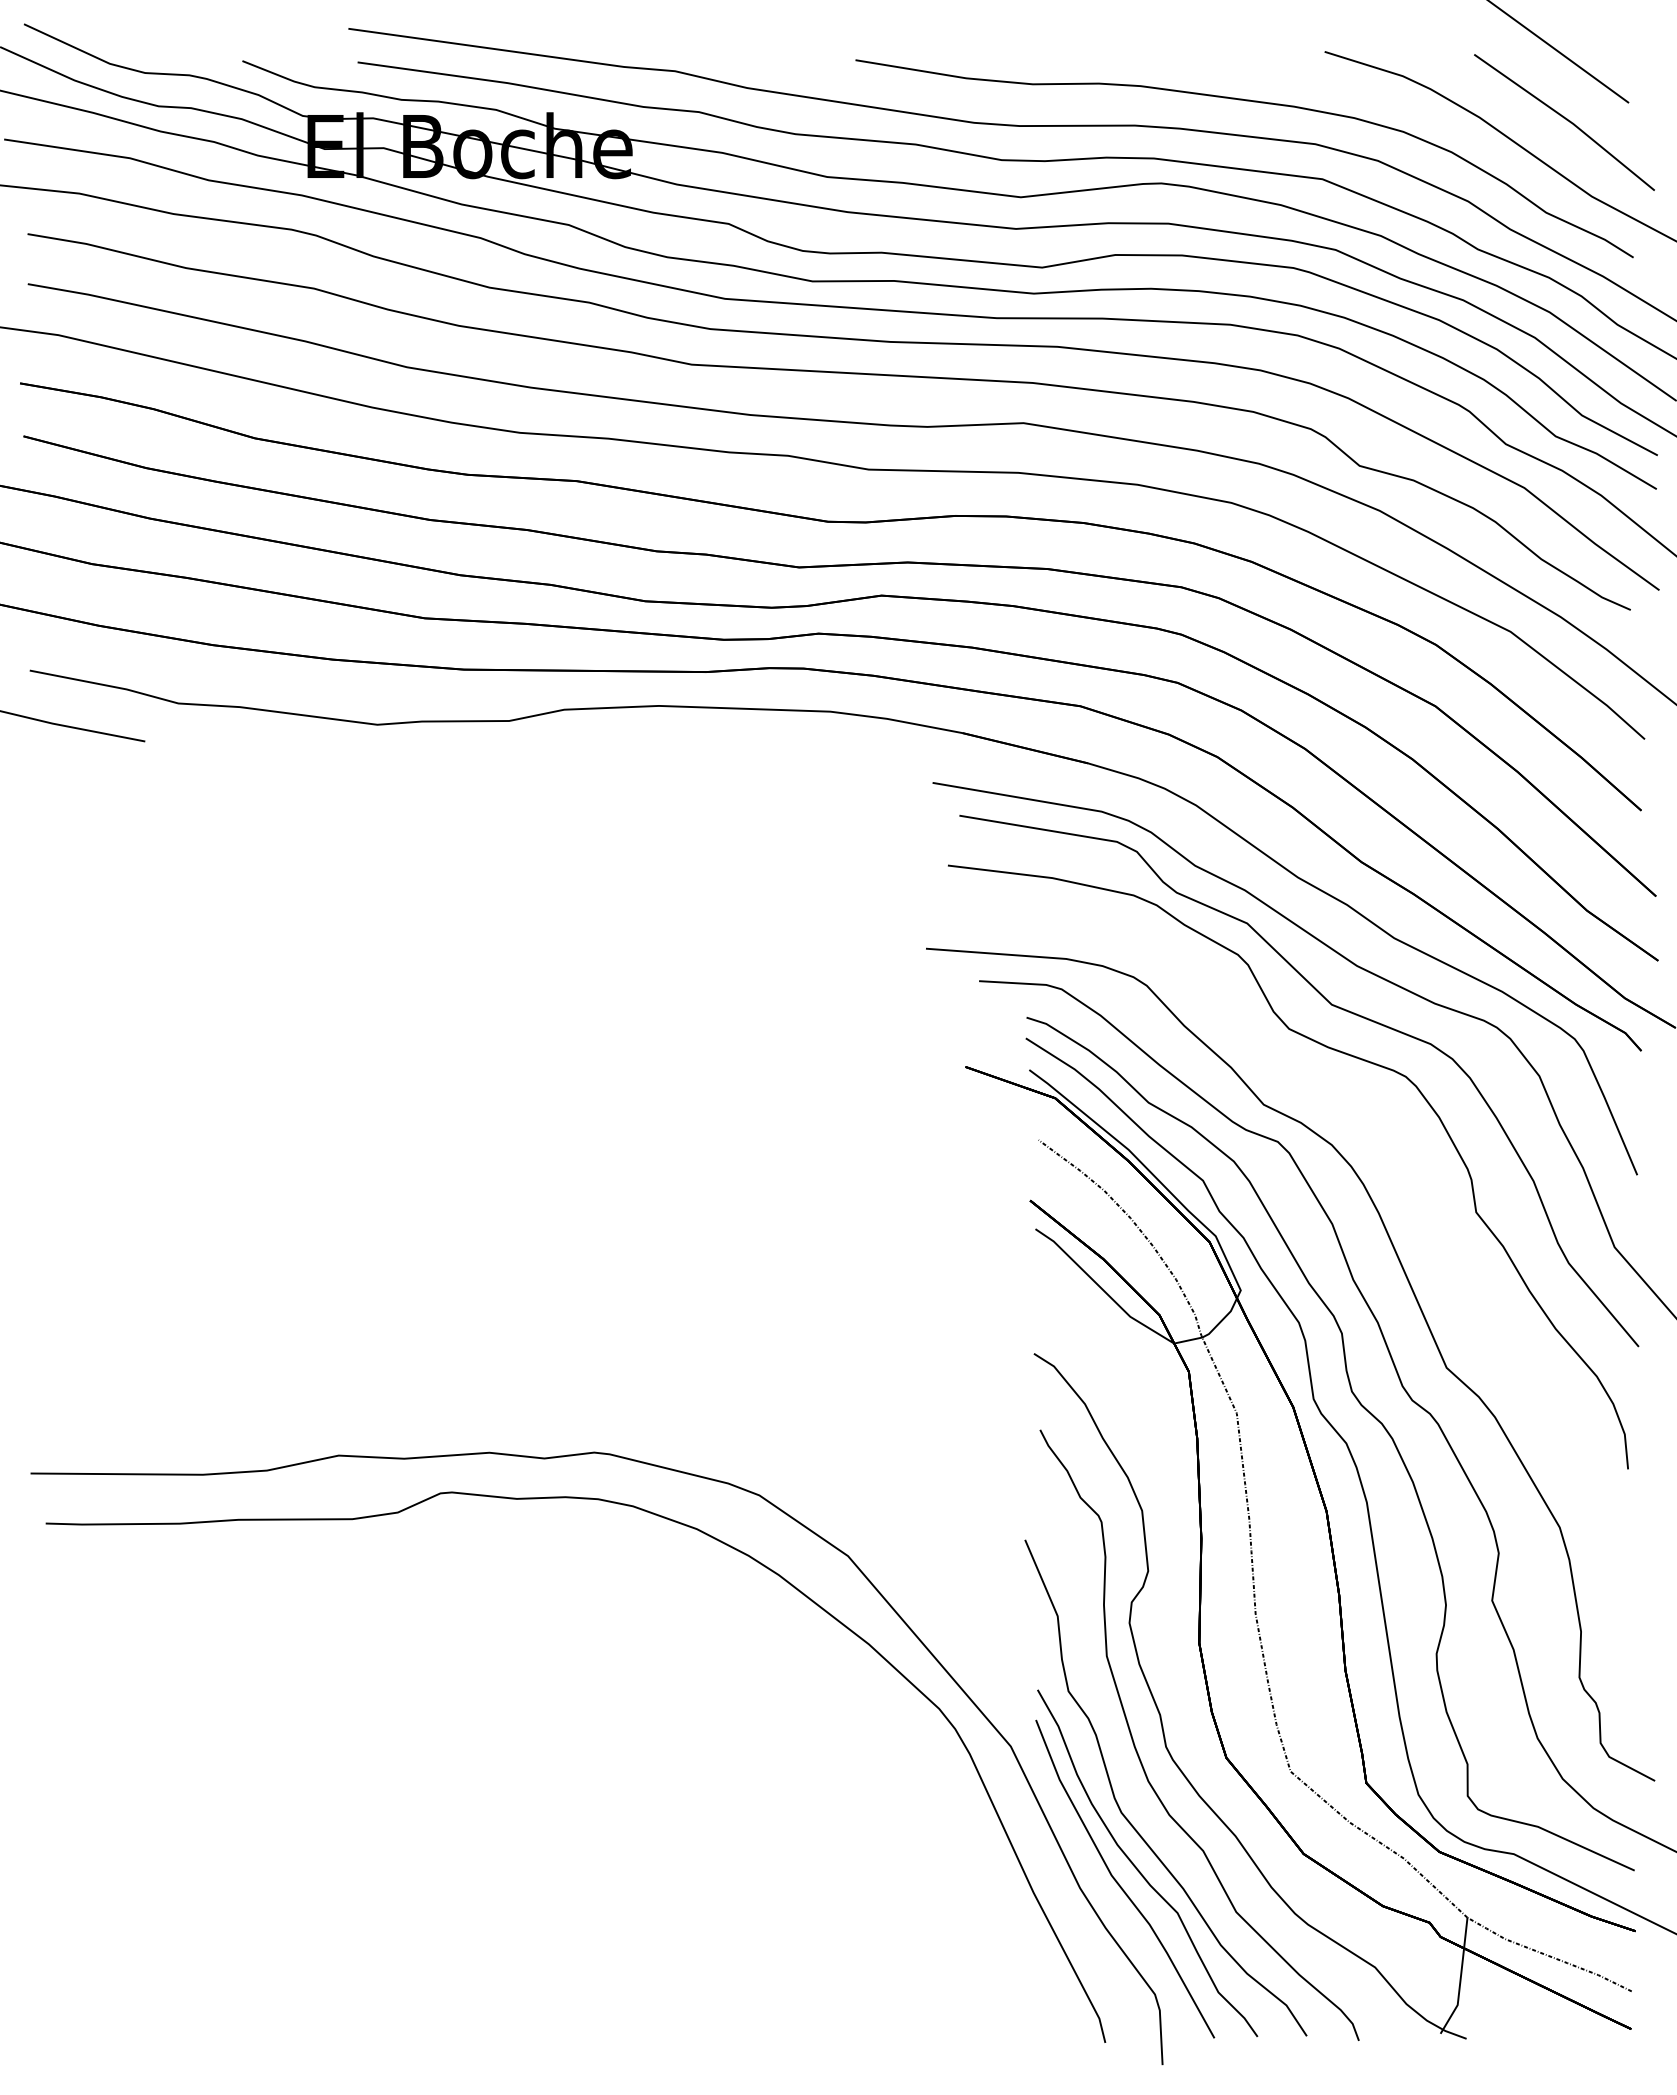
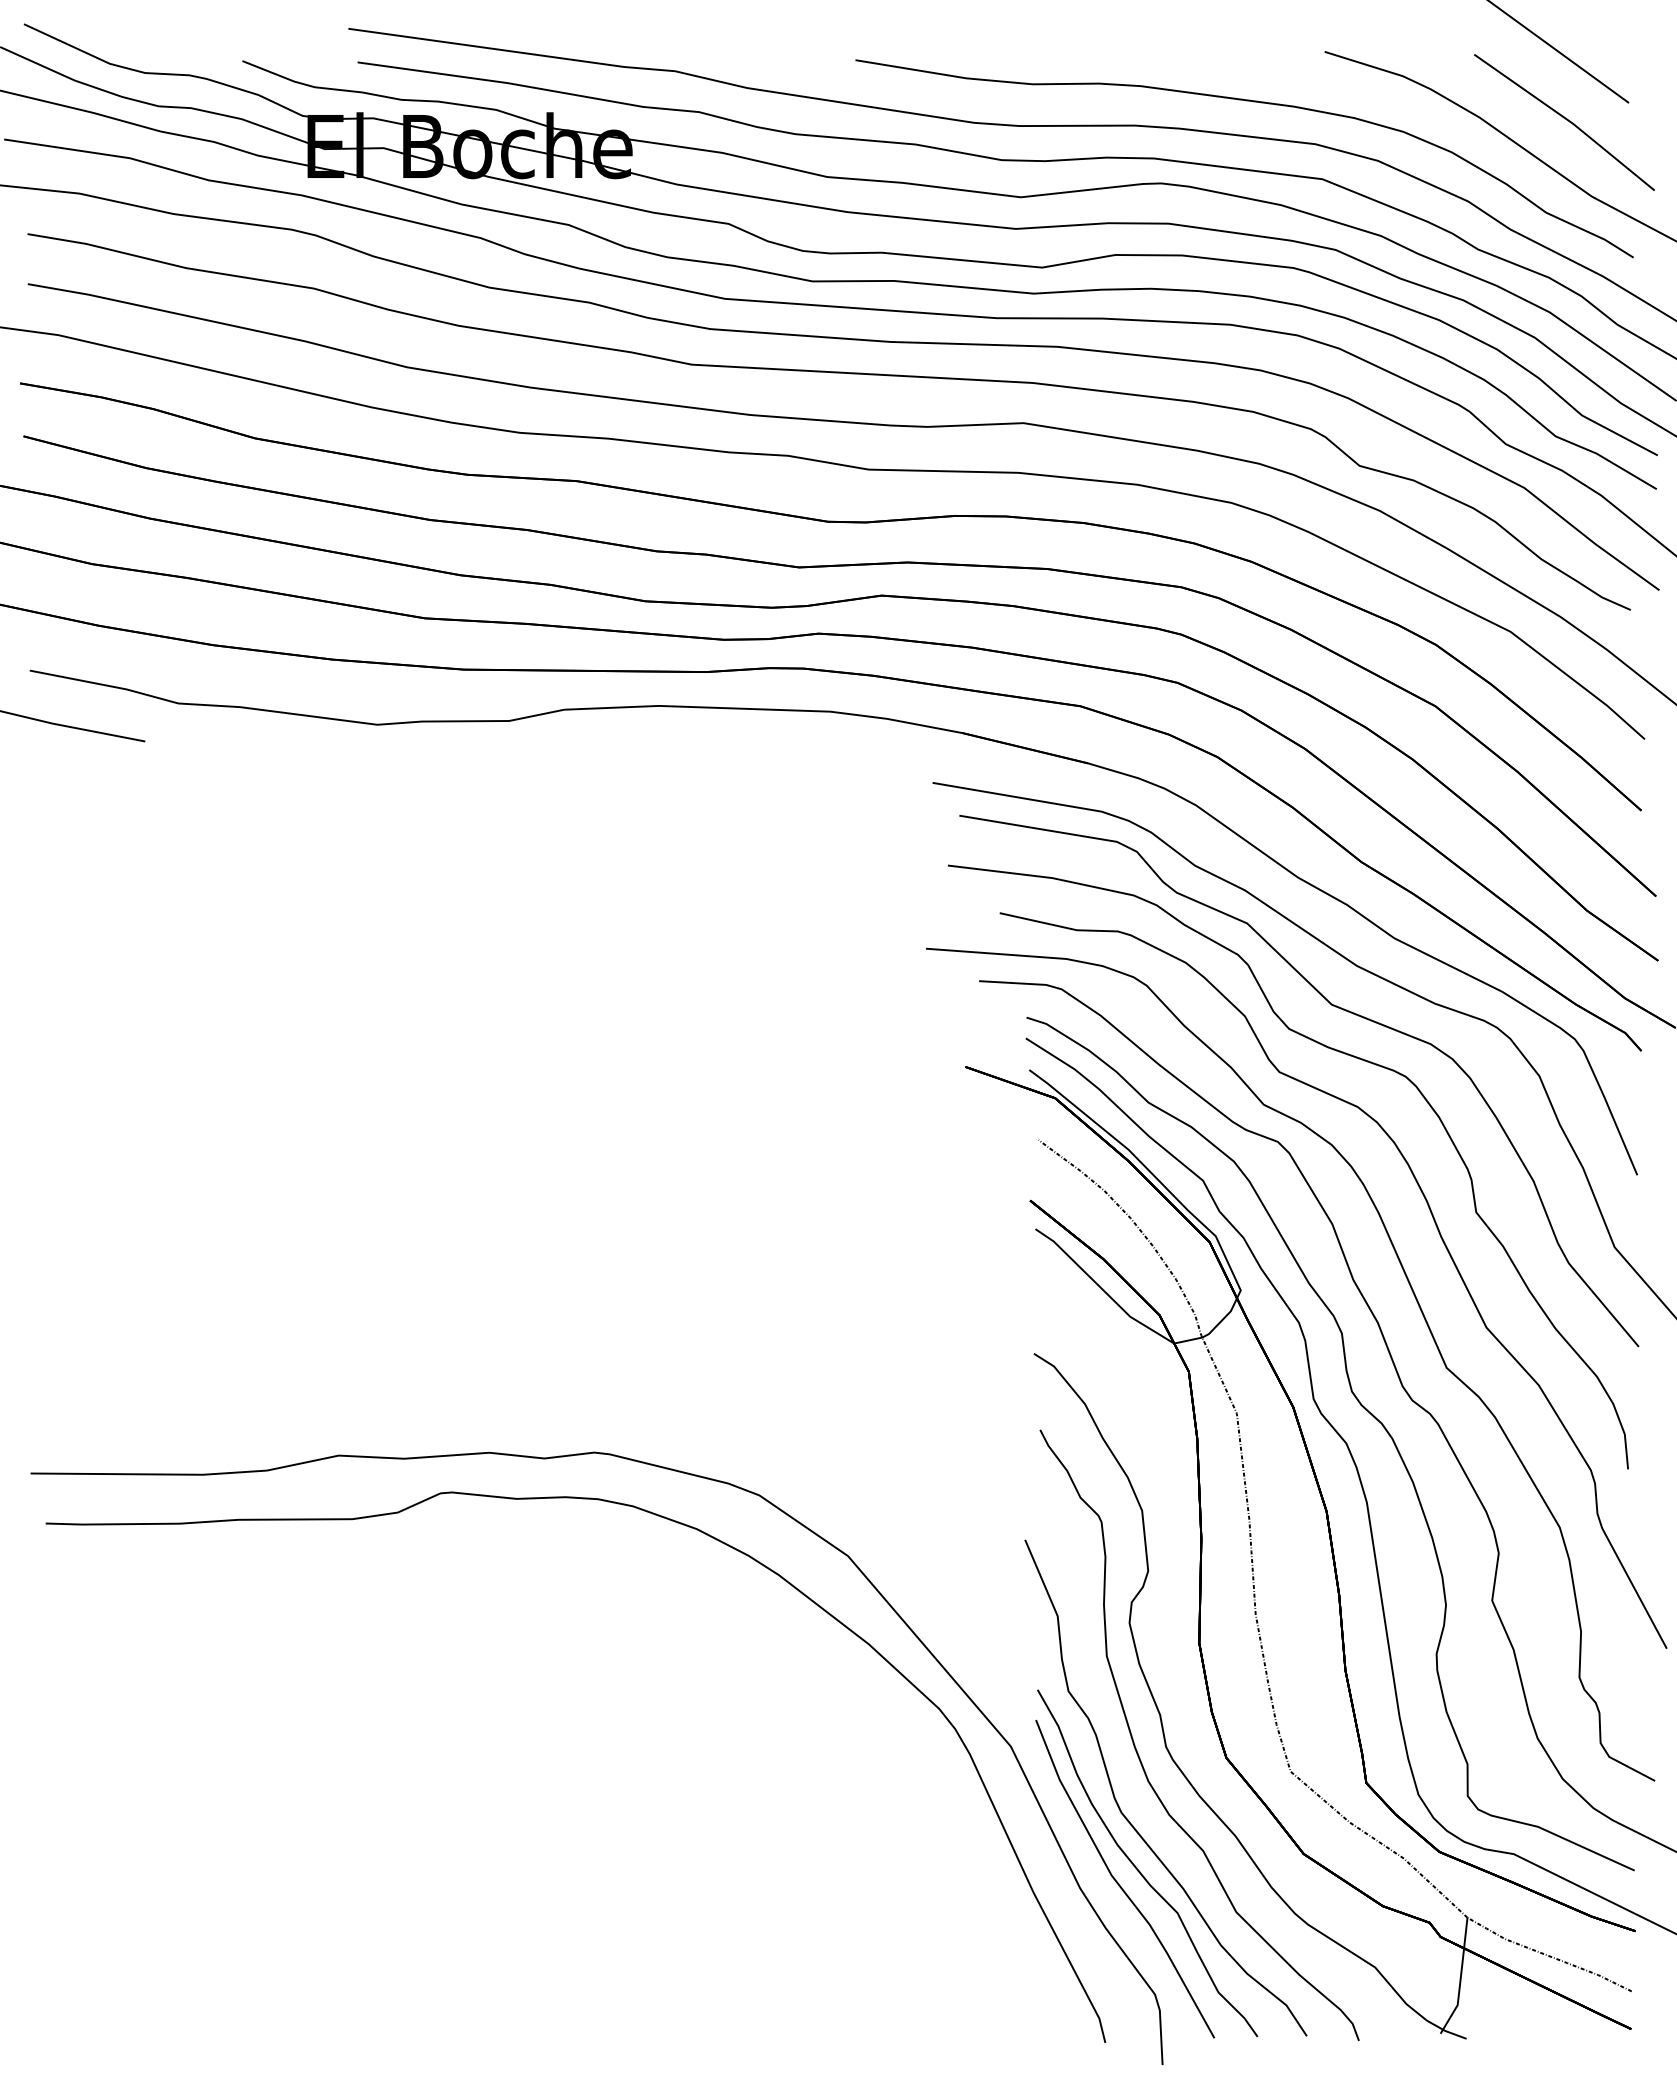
curve: none -> present (1438, 1233)
